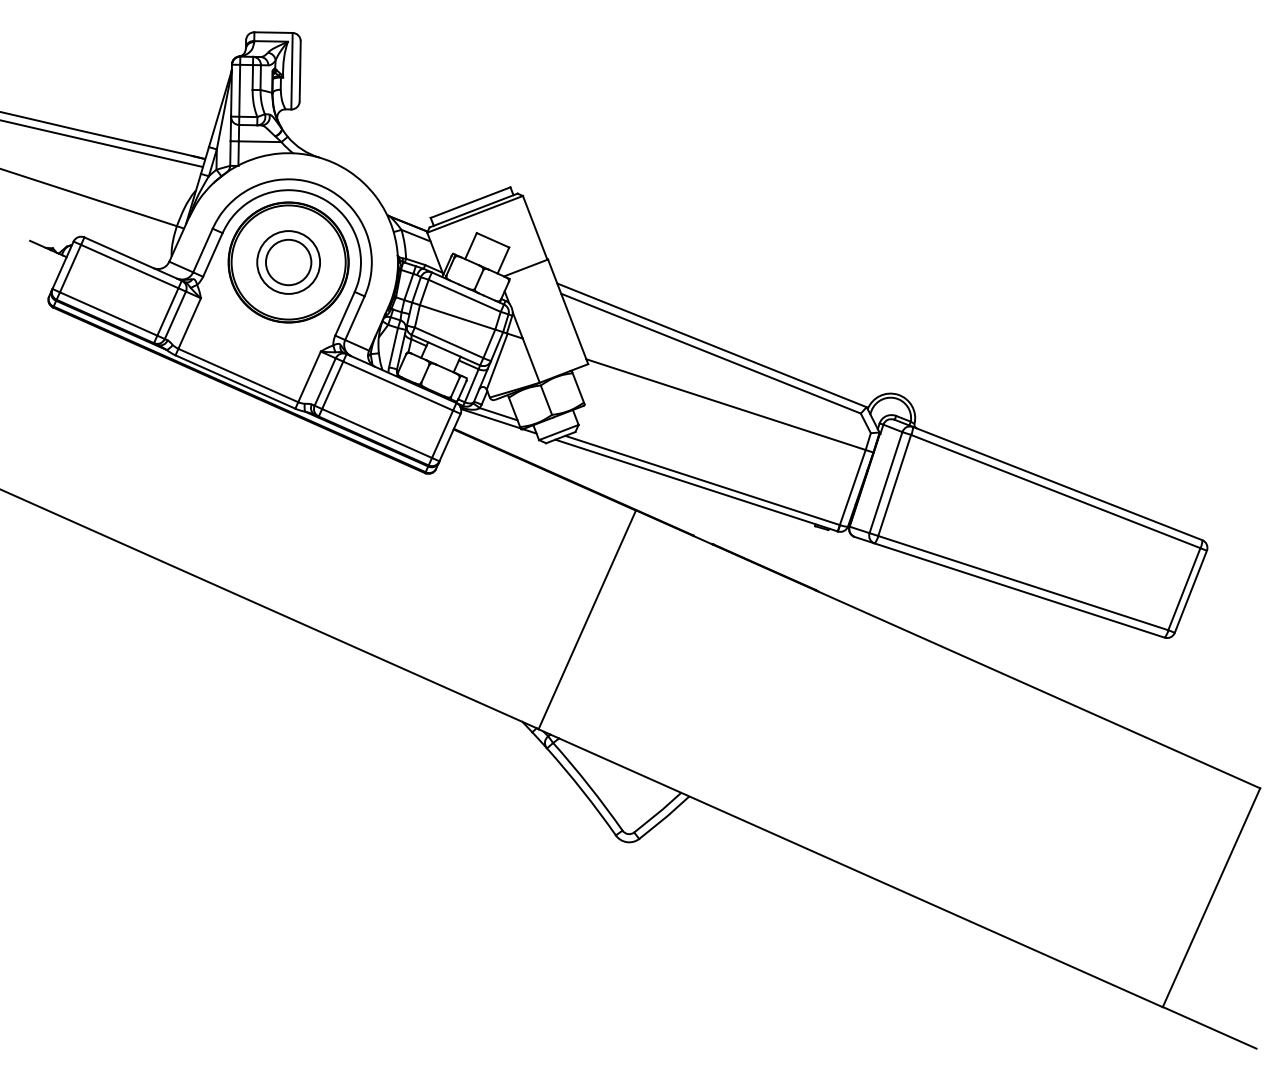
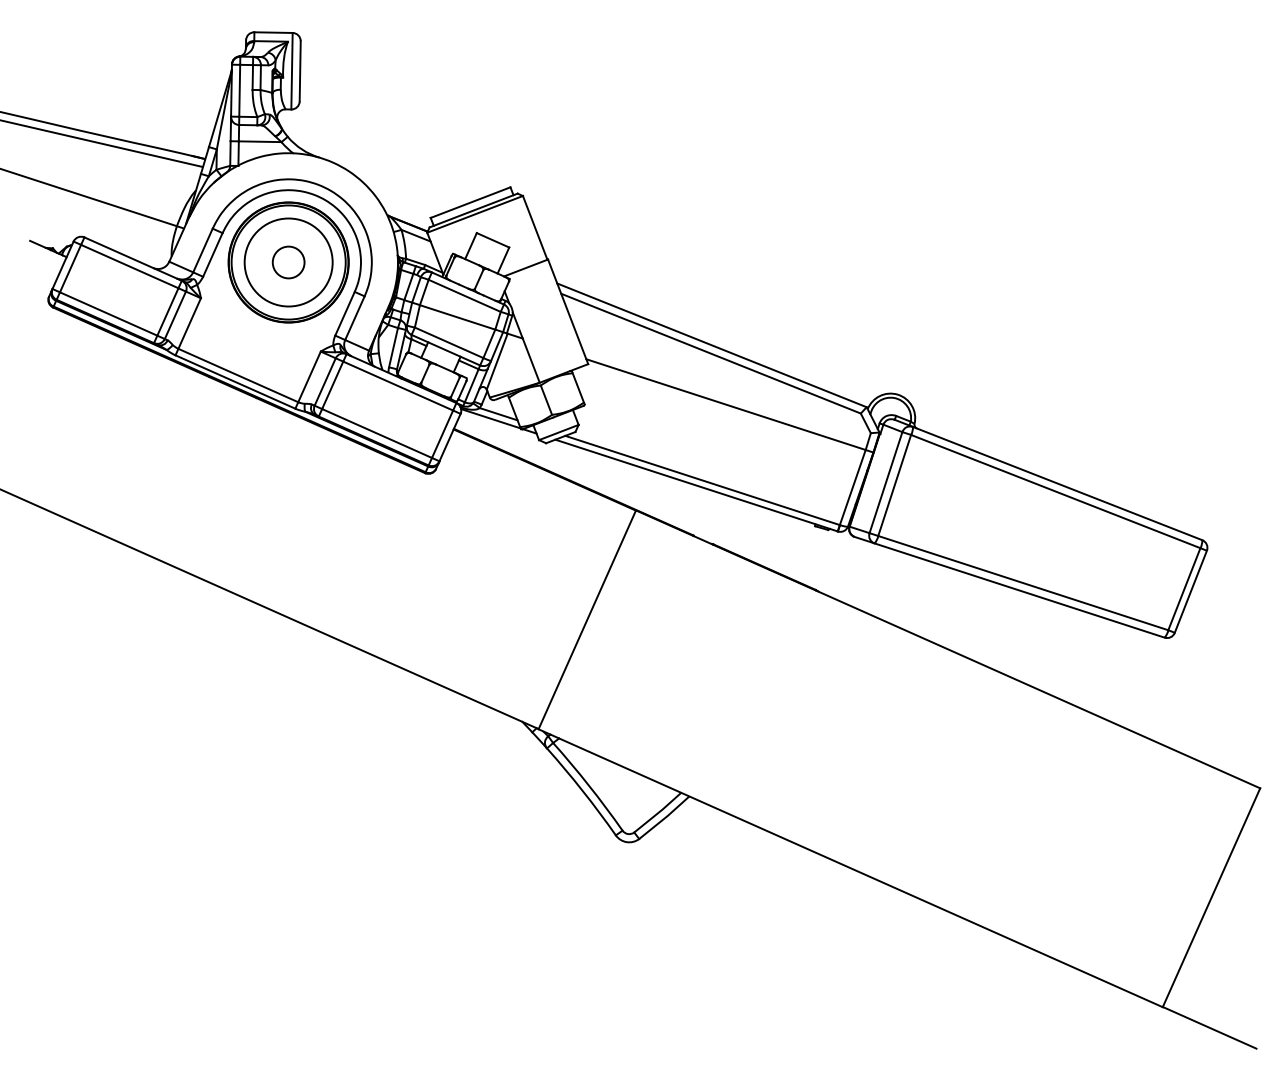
circle diameter: 45 px -> 32 px (288, 262)
circle diameter: 63 px -> 88 px (288, 262)
